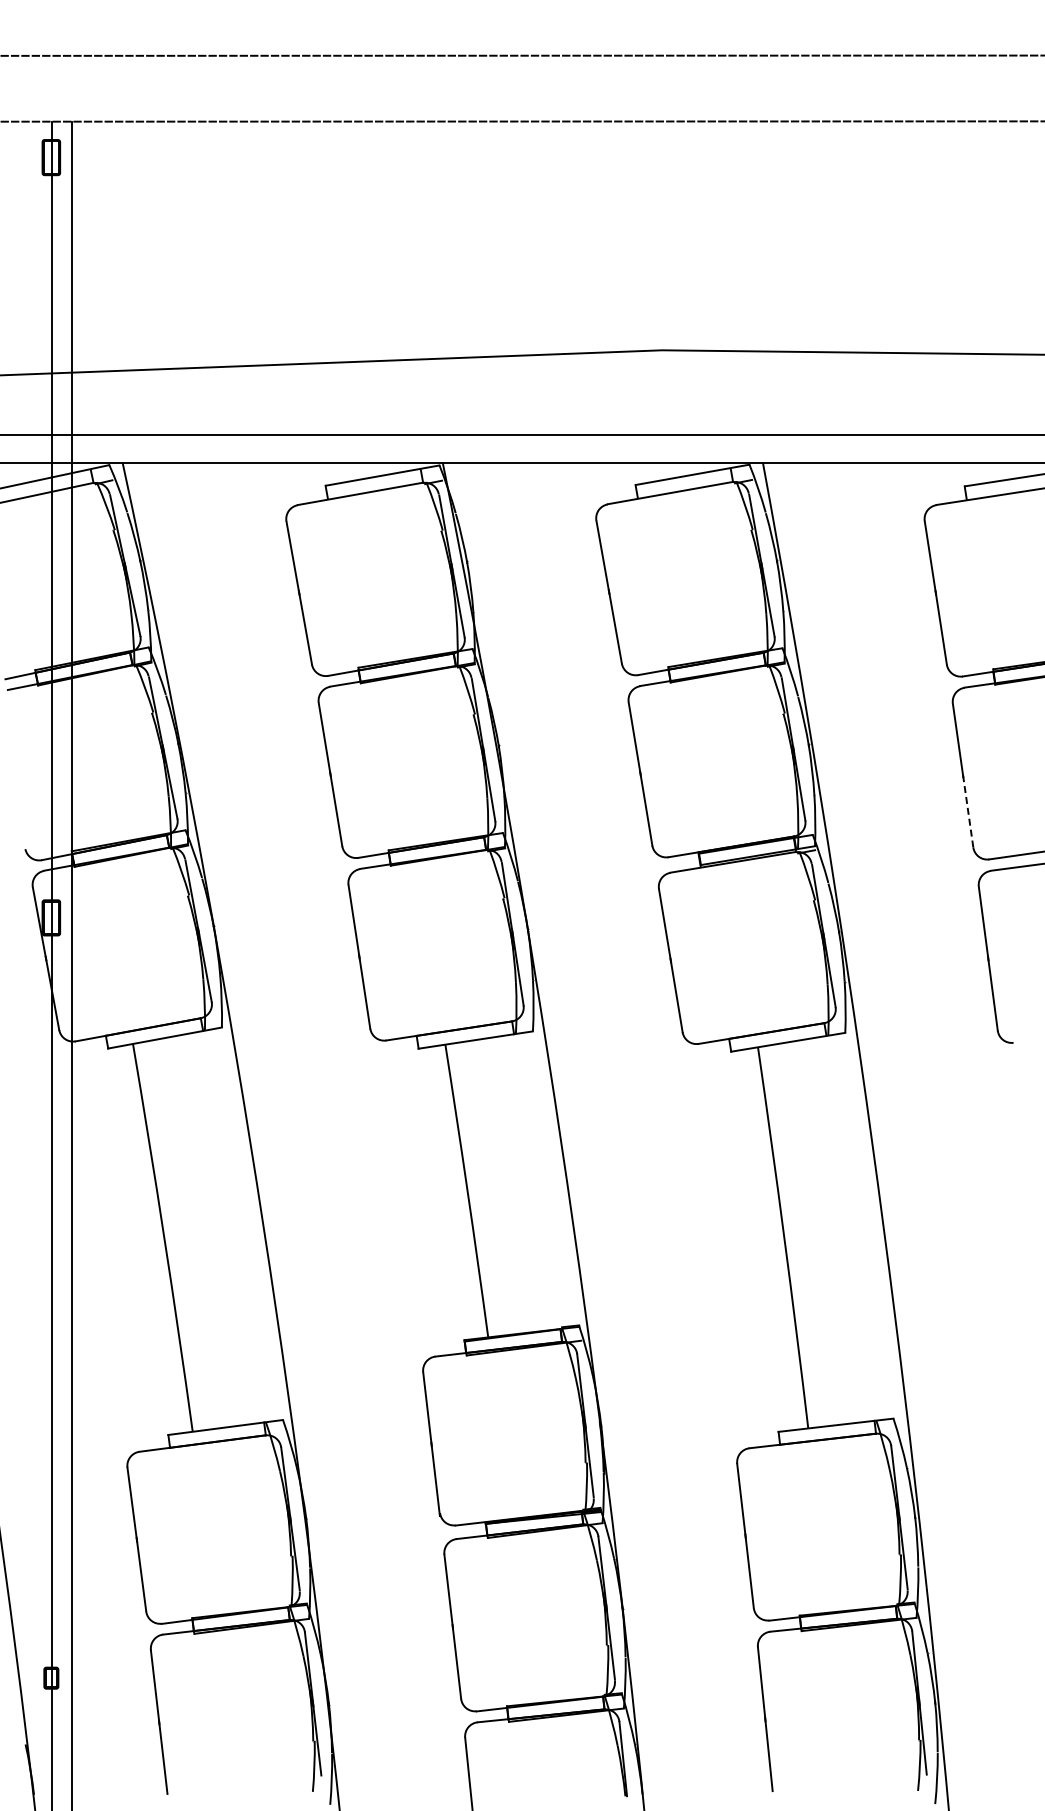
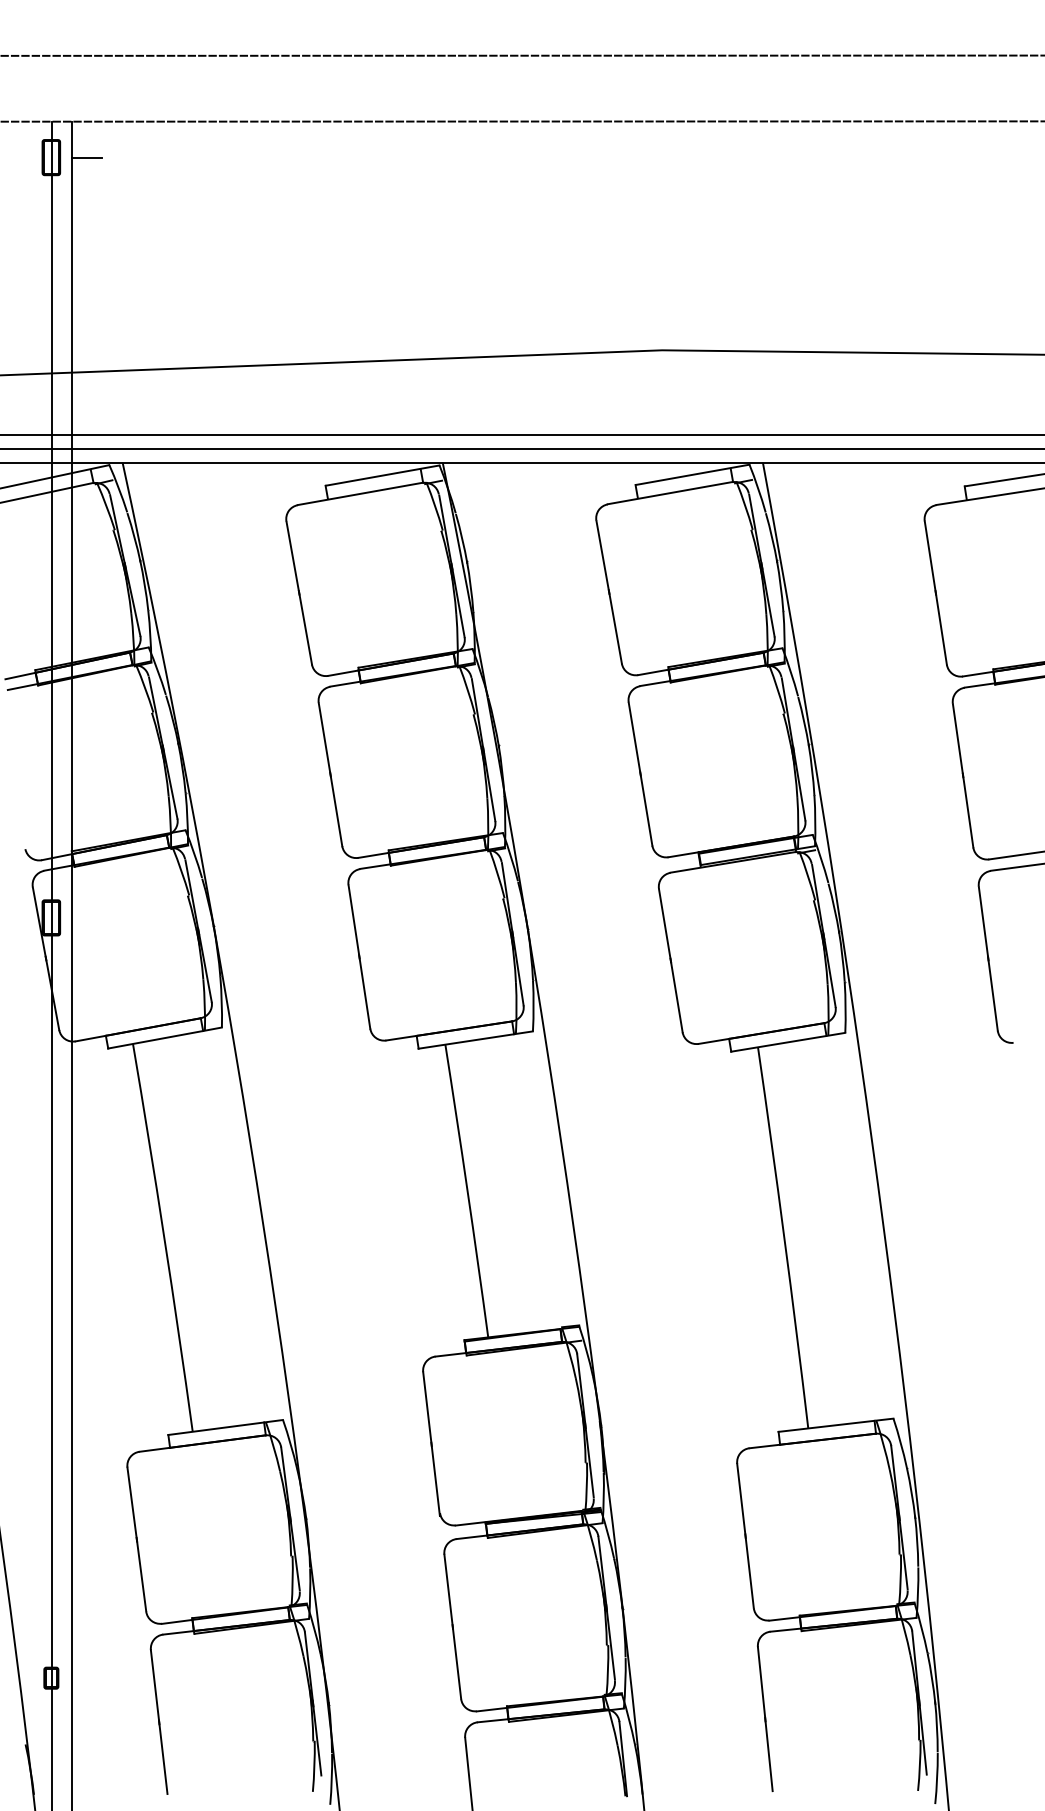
line: none -> present (87, 157)
line: none -> present (521, 448)
line: dashed -> solid (968, 810)
